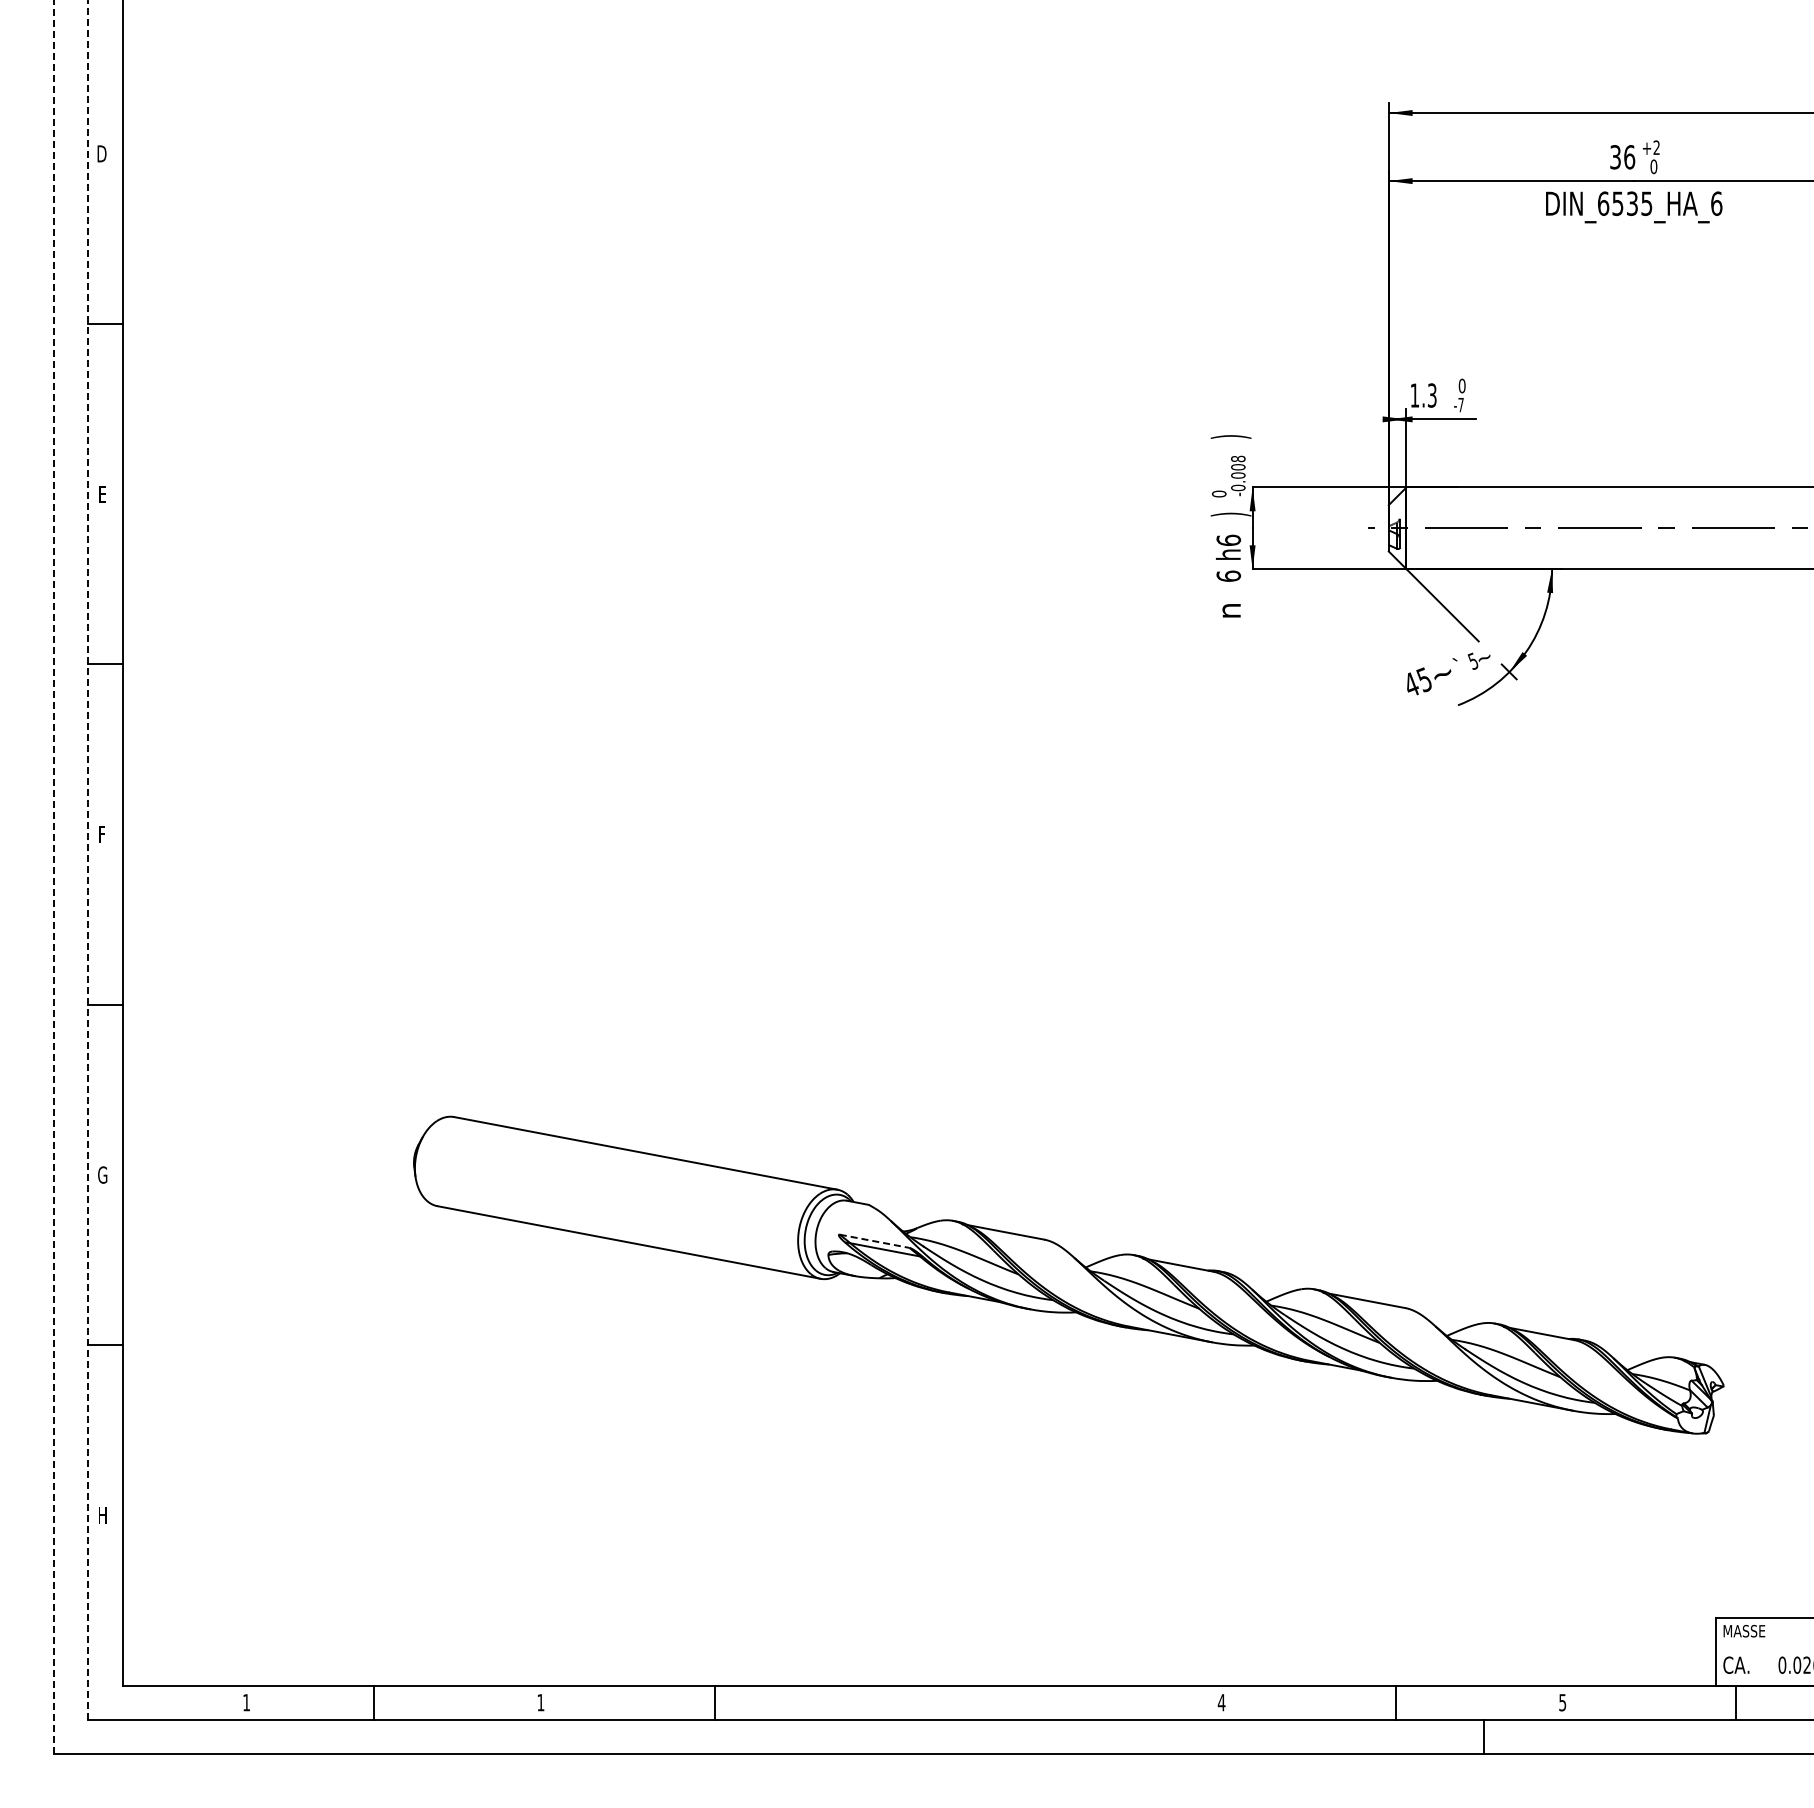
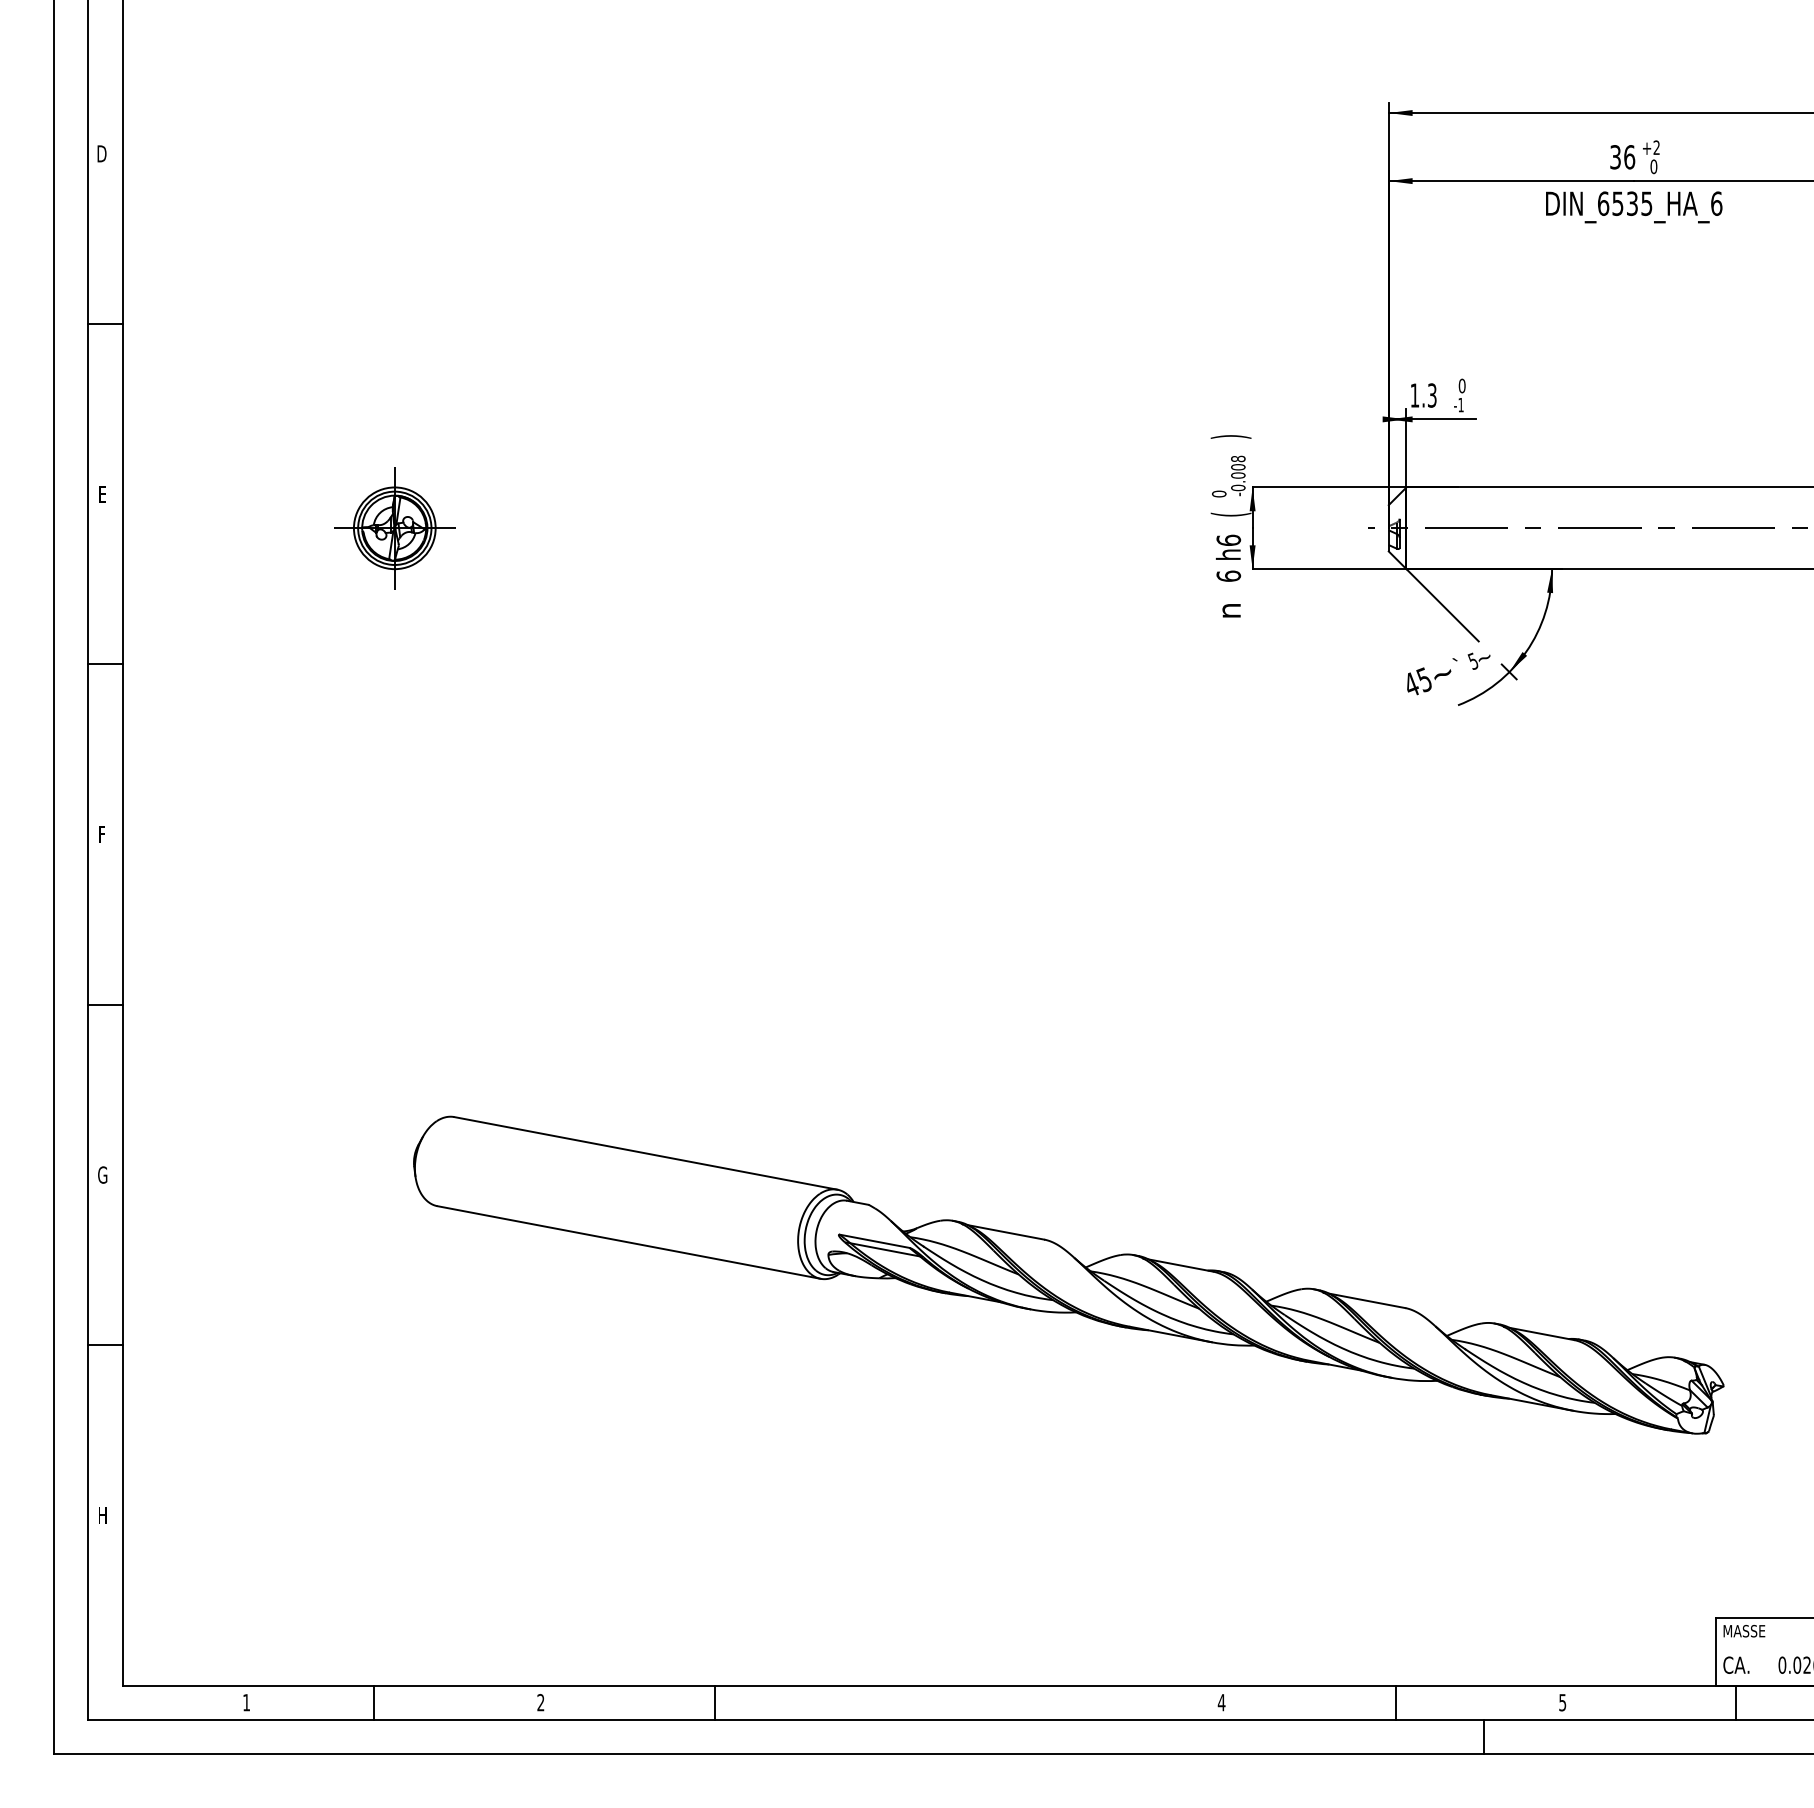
text: -7 -> -1 (1460, 405)
text: ) -> ( (1230, 514)
part: none -> present (394, 528)
line: dashed -> solid (88, 859)
line: dashed -> solid (54, 876)
line: dashed -> solid (875, 1241)
text: 1 -> 2 (540, 1702)
